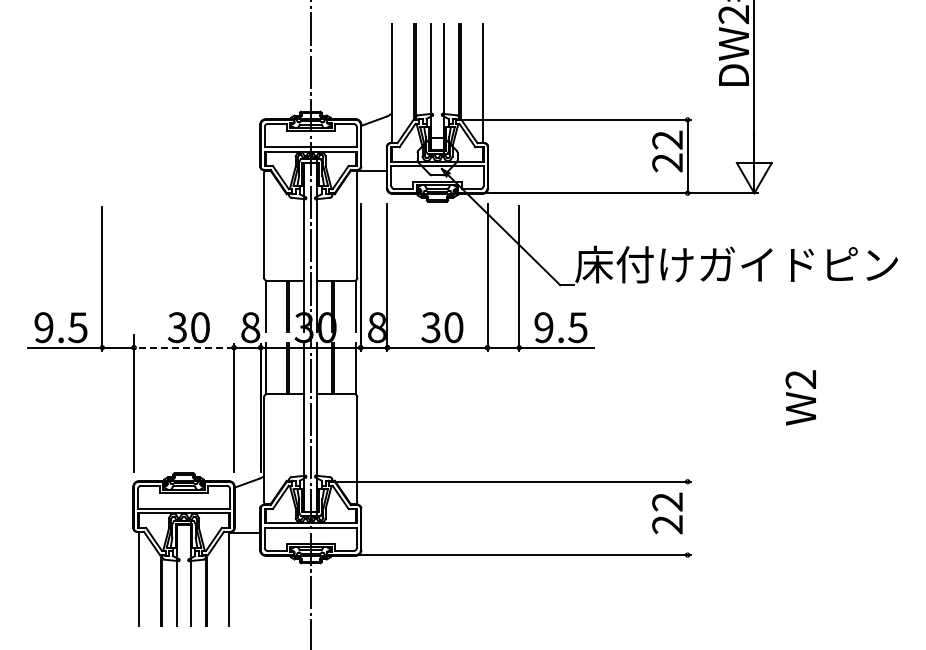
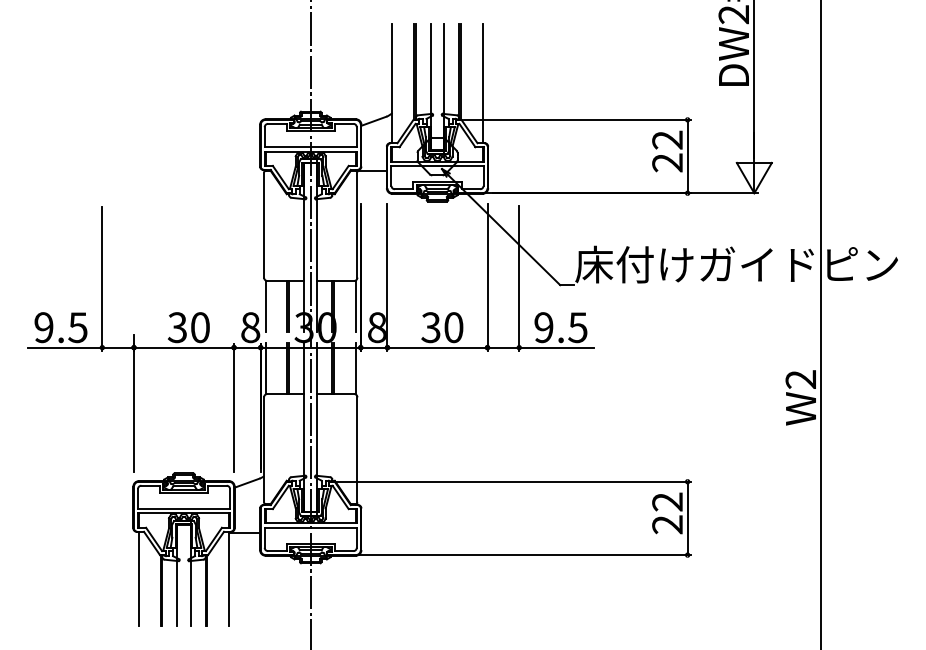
line: none -> present (821, 324)
line: dashed -> solid (183, 347)
line: none -> present (687, 518)
